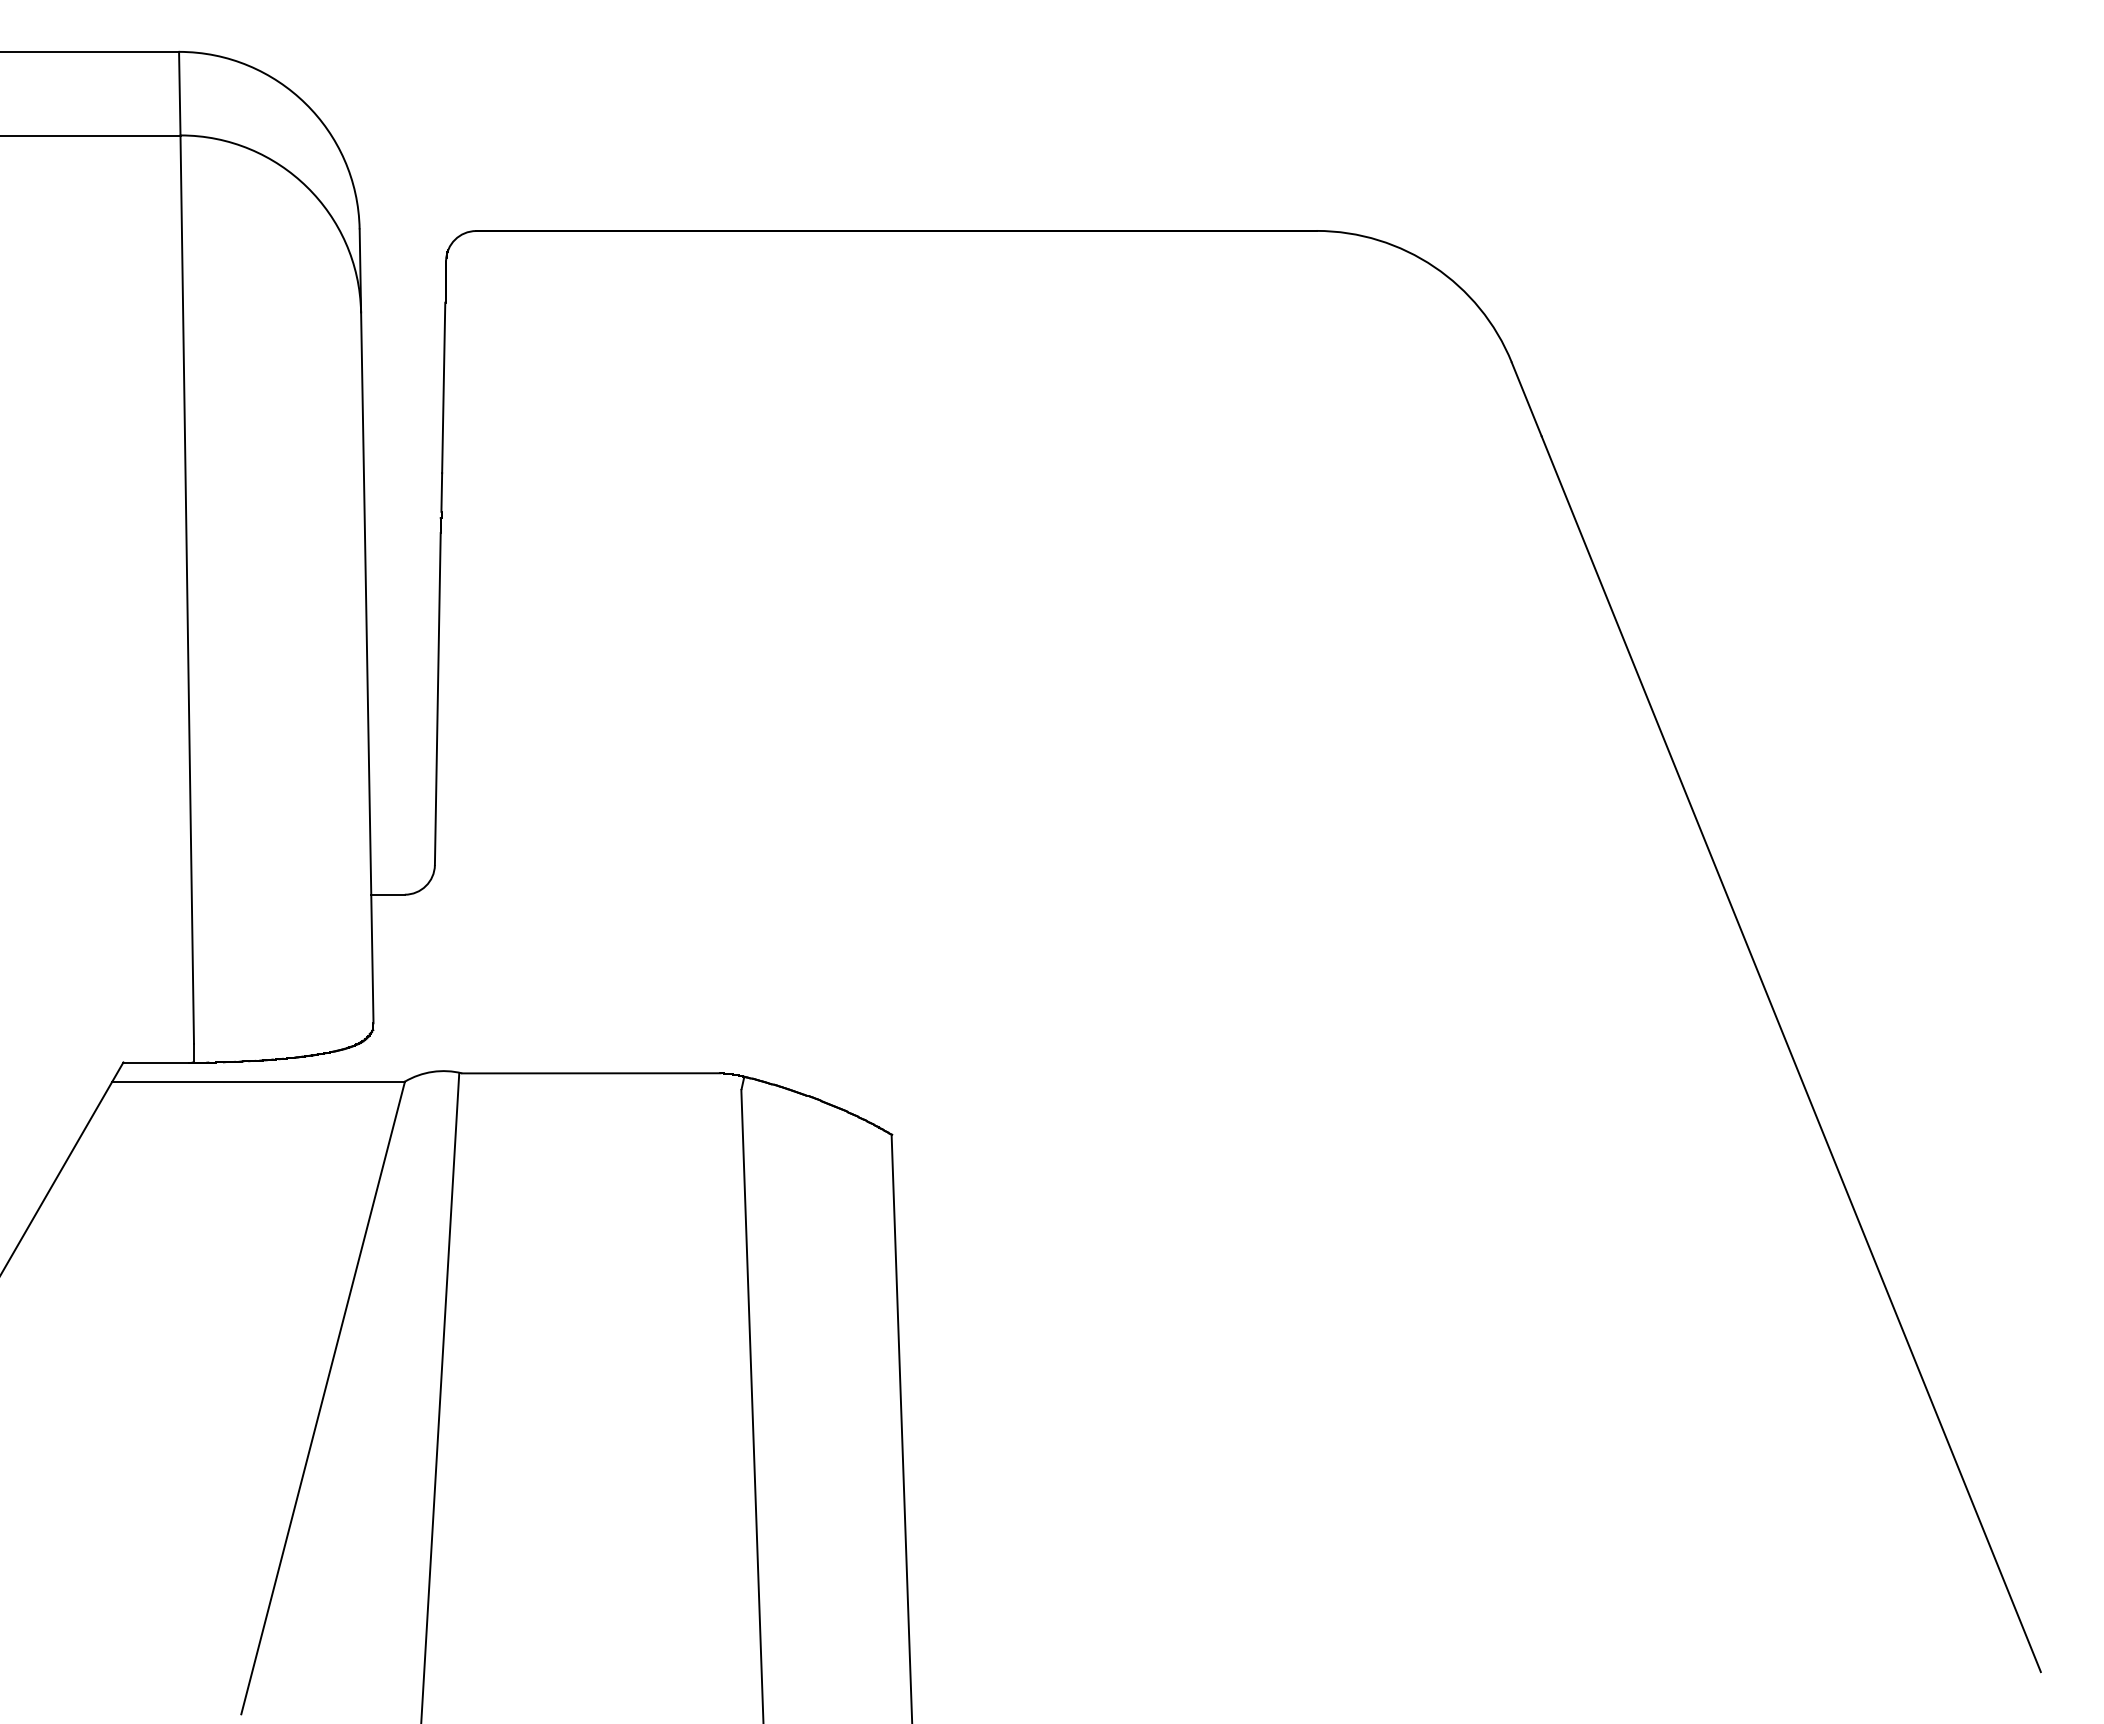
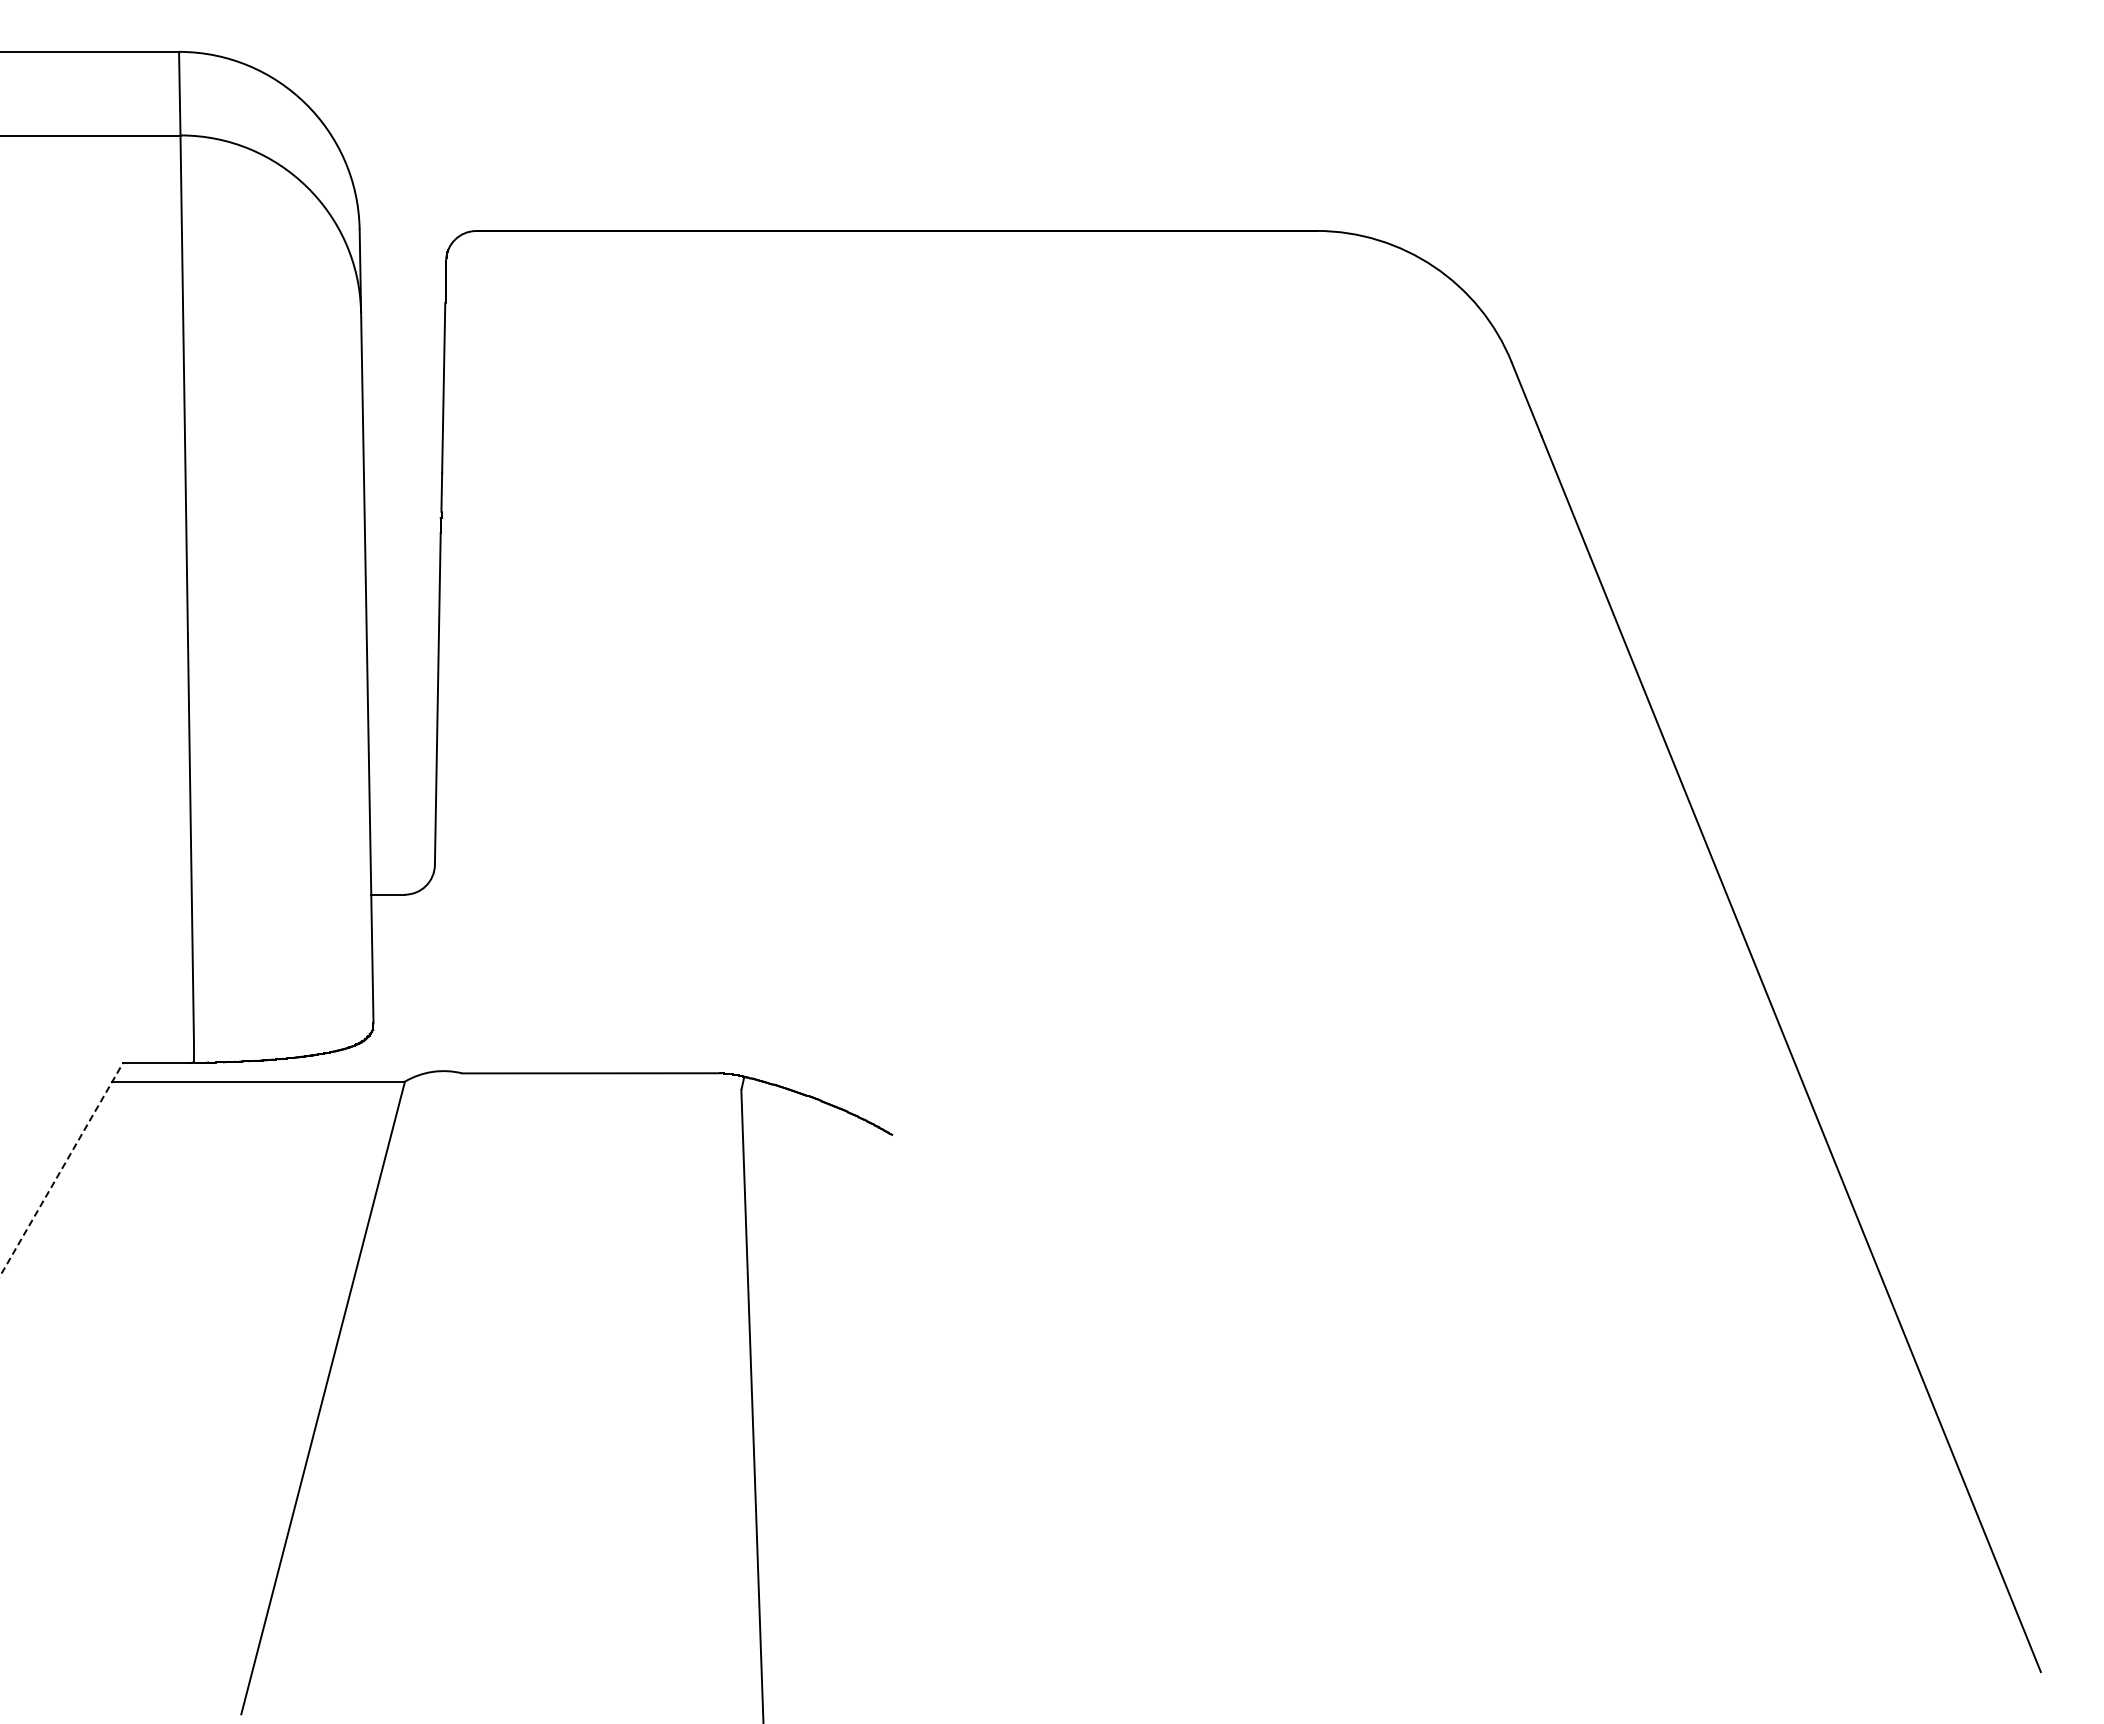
line: solid -> dashed (61, 1168)
line: present -> none (440, 1396)
line: present -> none (901, 1427)
